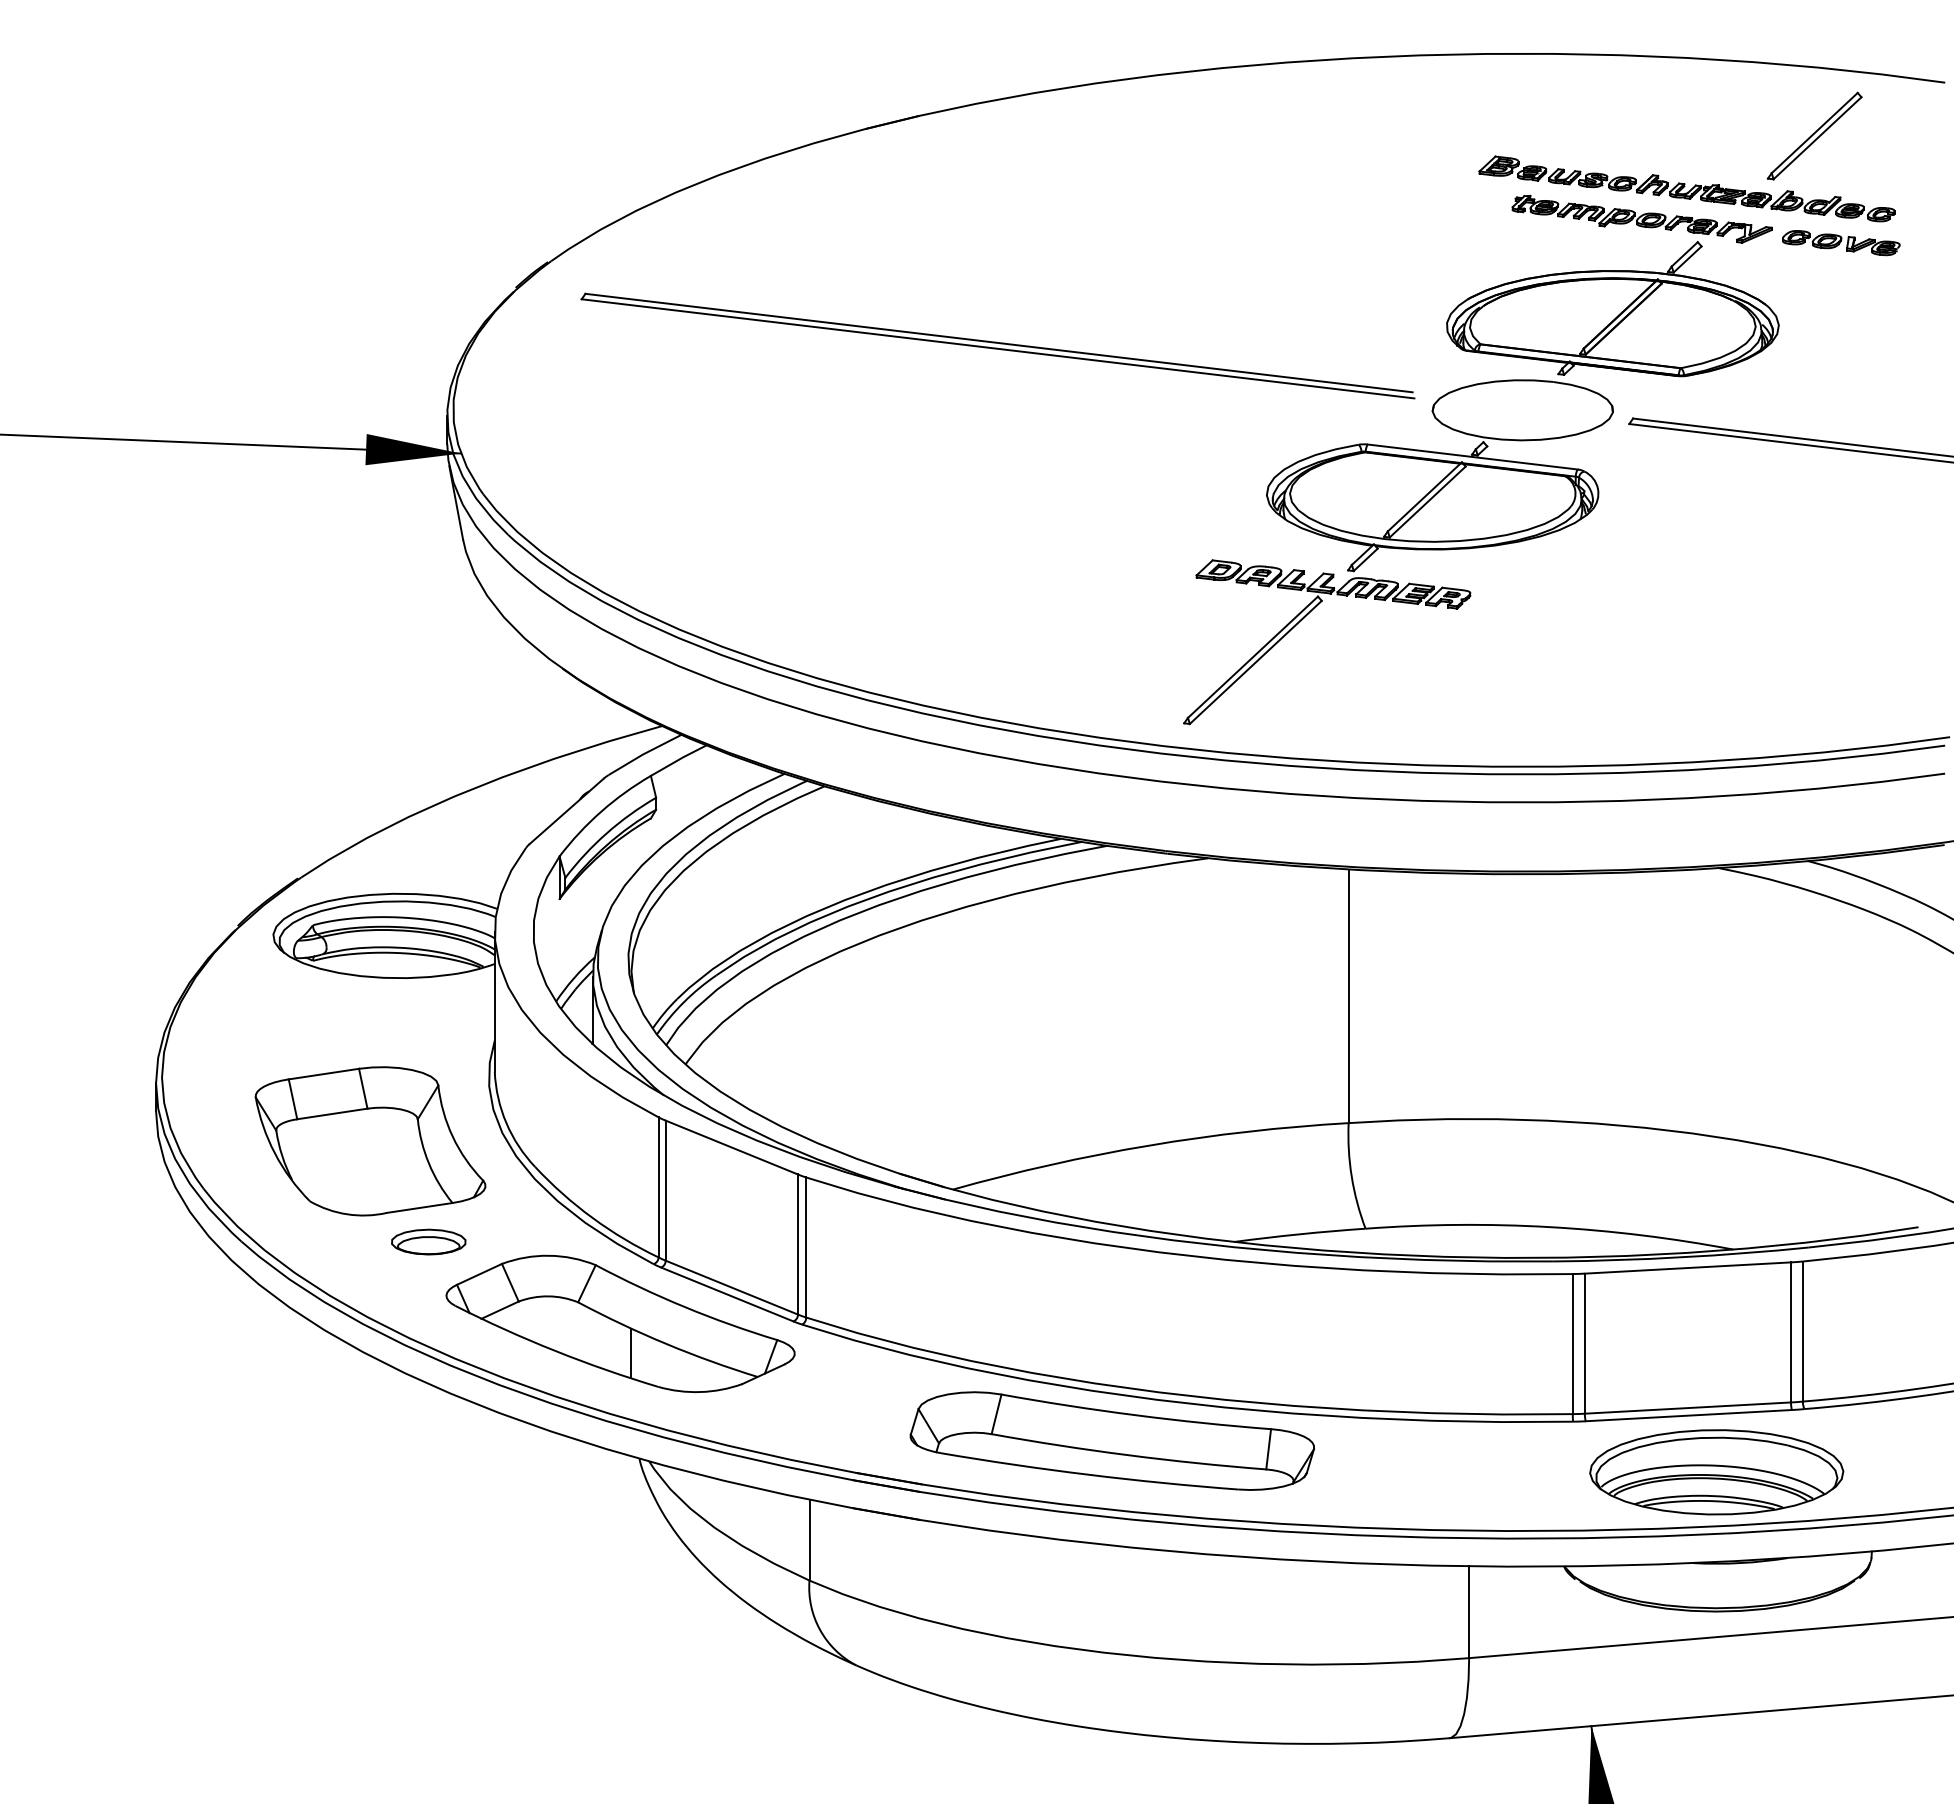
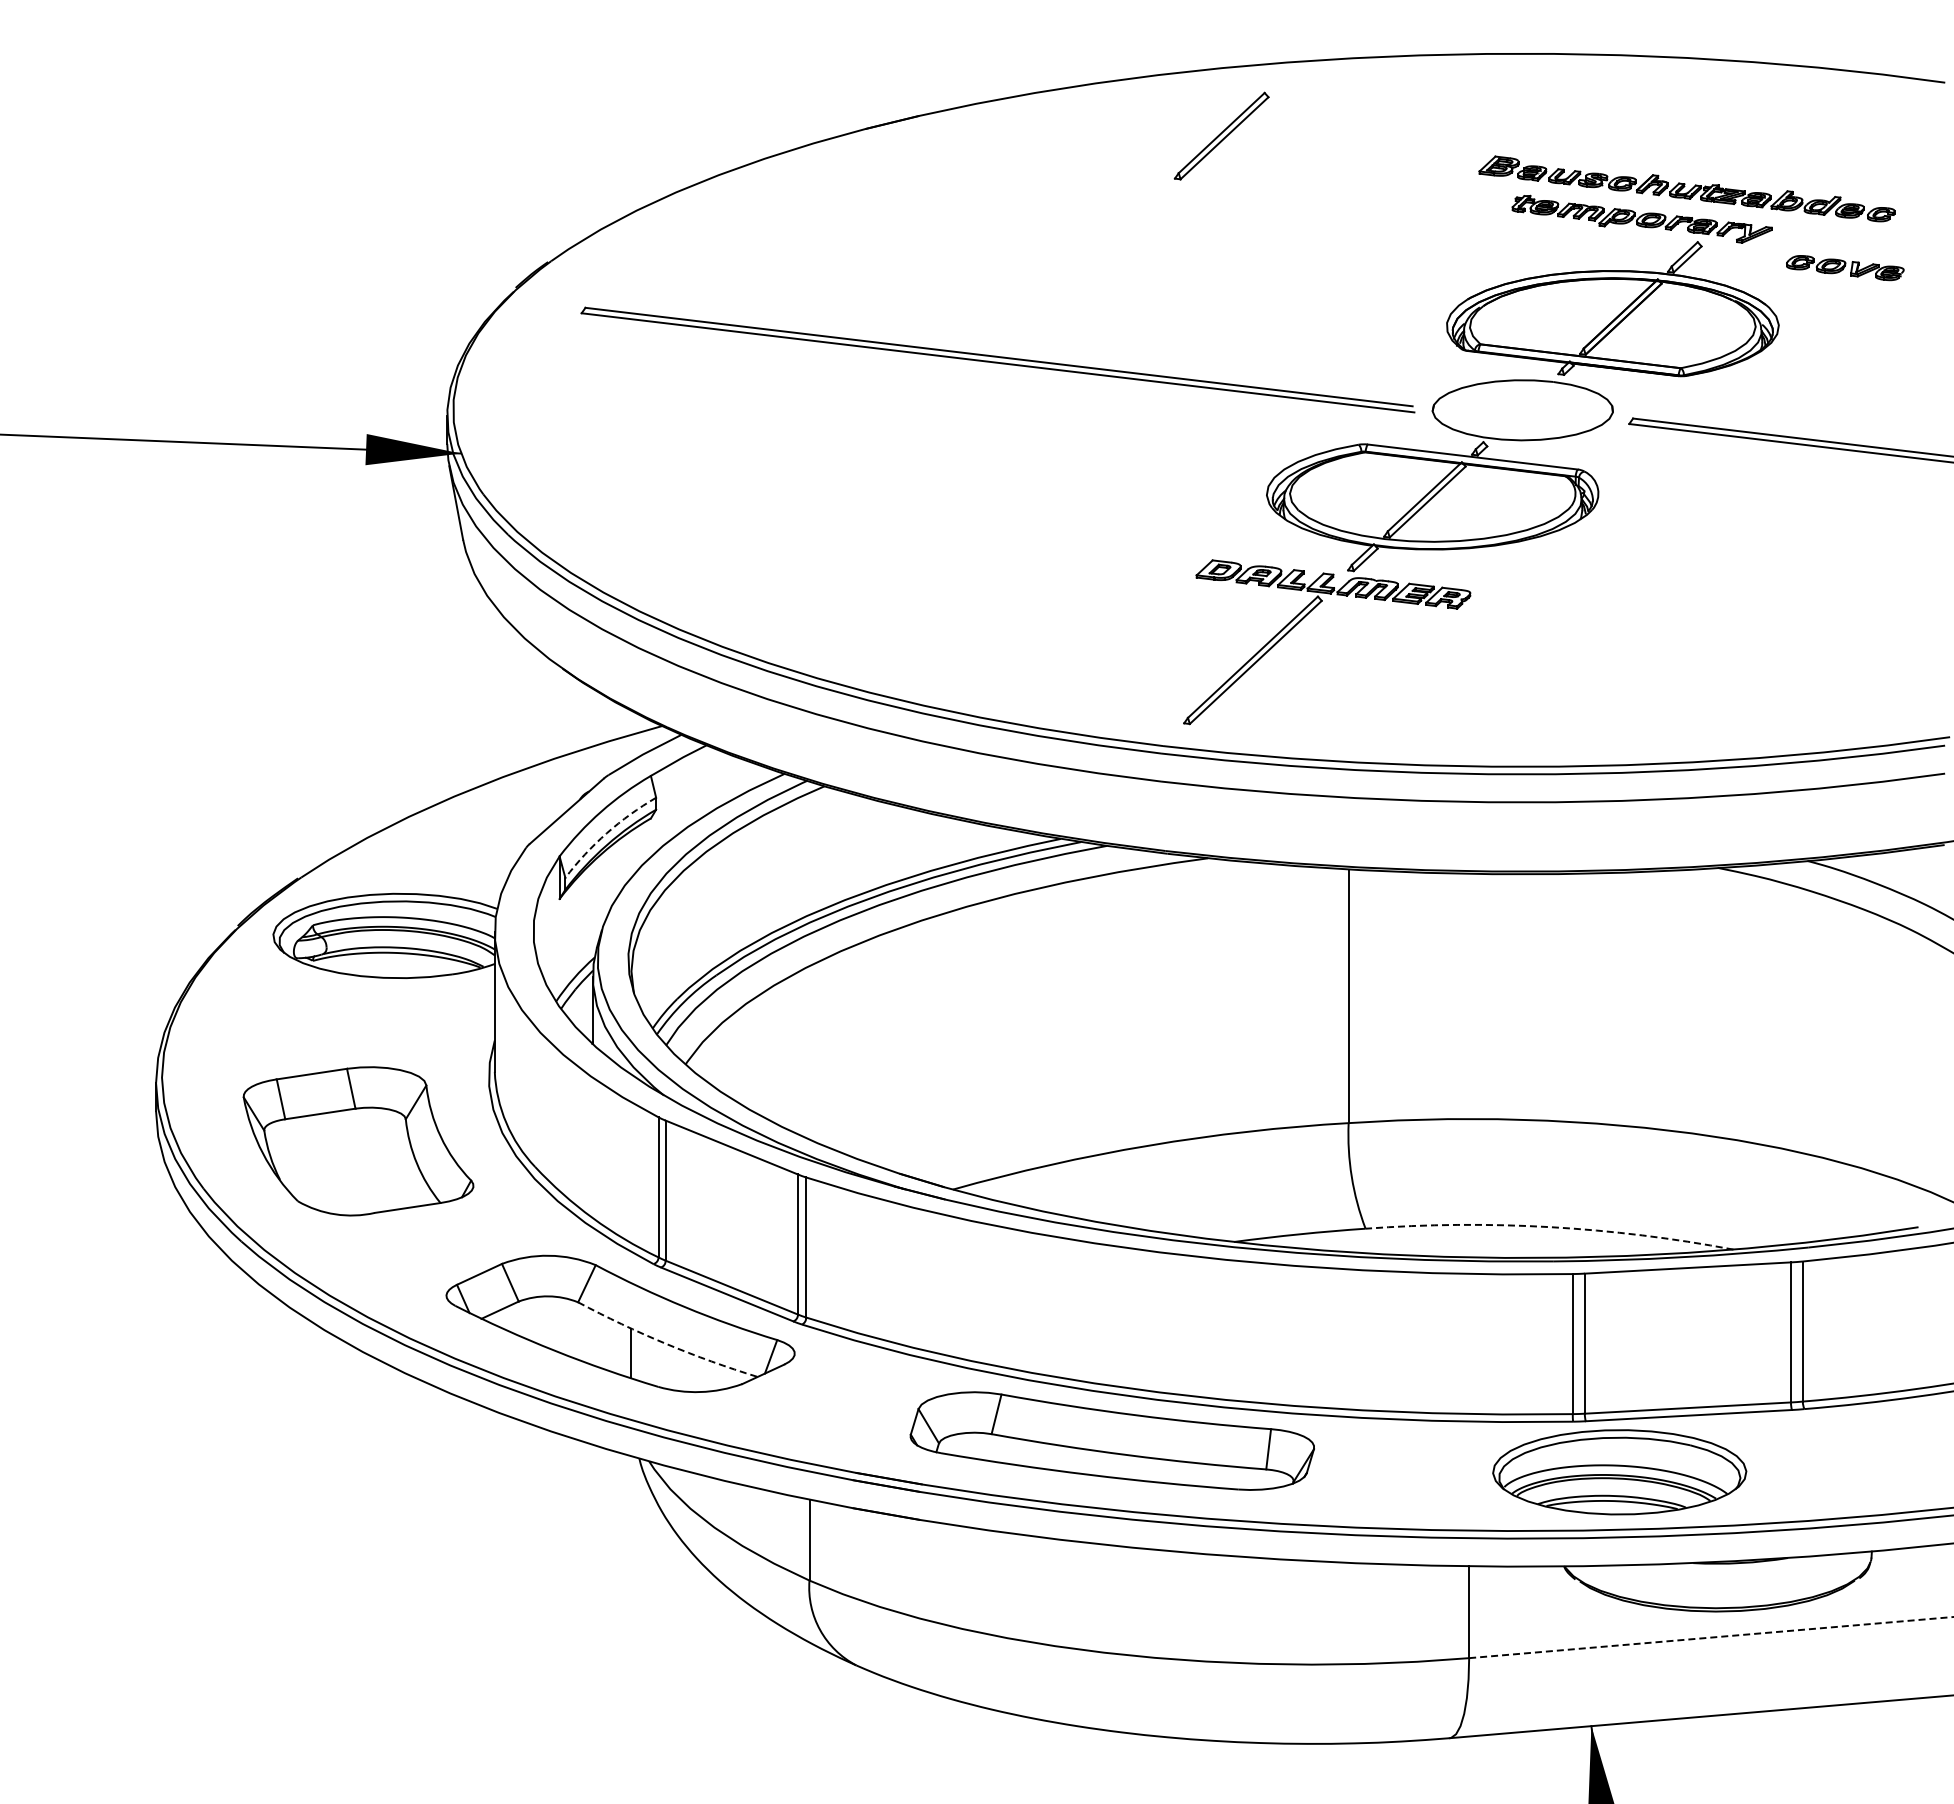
part position: (1814, 135) -> (1221, 135) (1221, 135)
part position: (1841, 243) -> (1845, 268) (1845, 268)
part position: (997, 345) -> (997, 359) (997, 359)
arc: solid -> dashed (606, 833)
part position: (370, 1141) -> (358, 1141) (358, 1141)
arc: solid -> dashed (1550, 1227)
part: present -> none (428, 1241)
arc: solid -> dashed (666, 1343)
part position: (1716, 1472) -> (1619, 1472) (1619, 1472)
line: solid -> dashed (1711, 1637)
